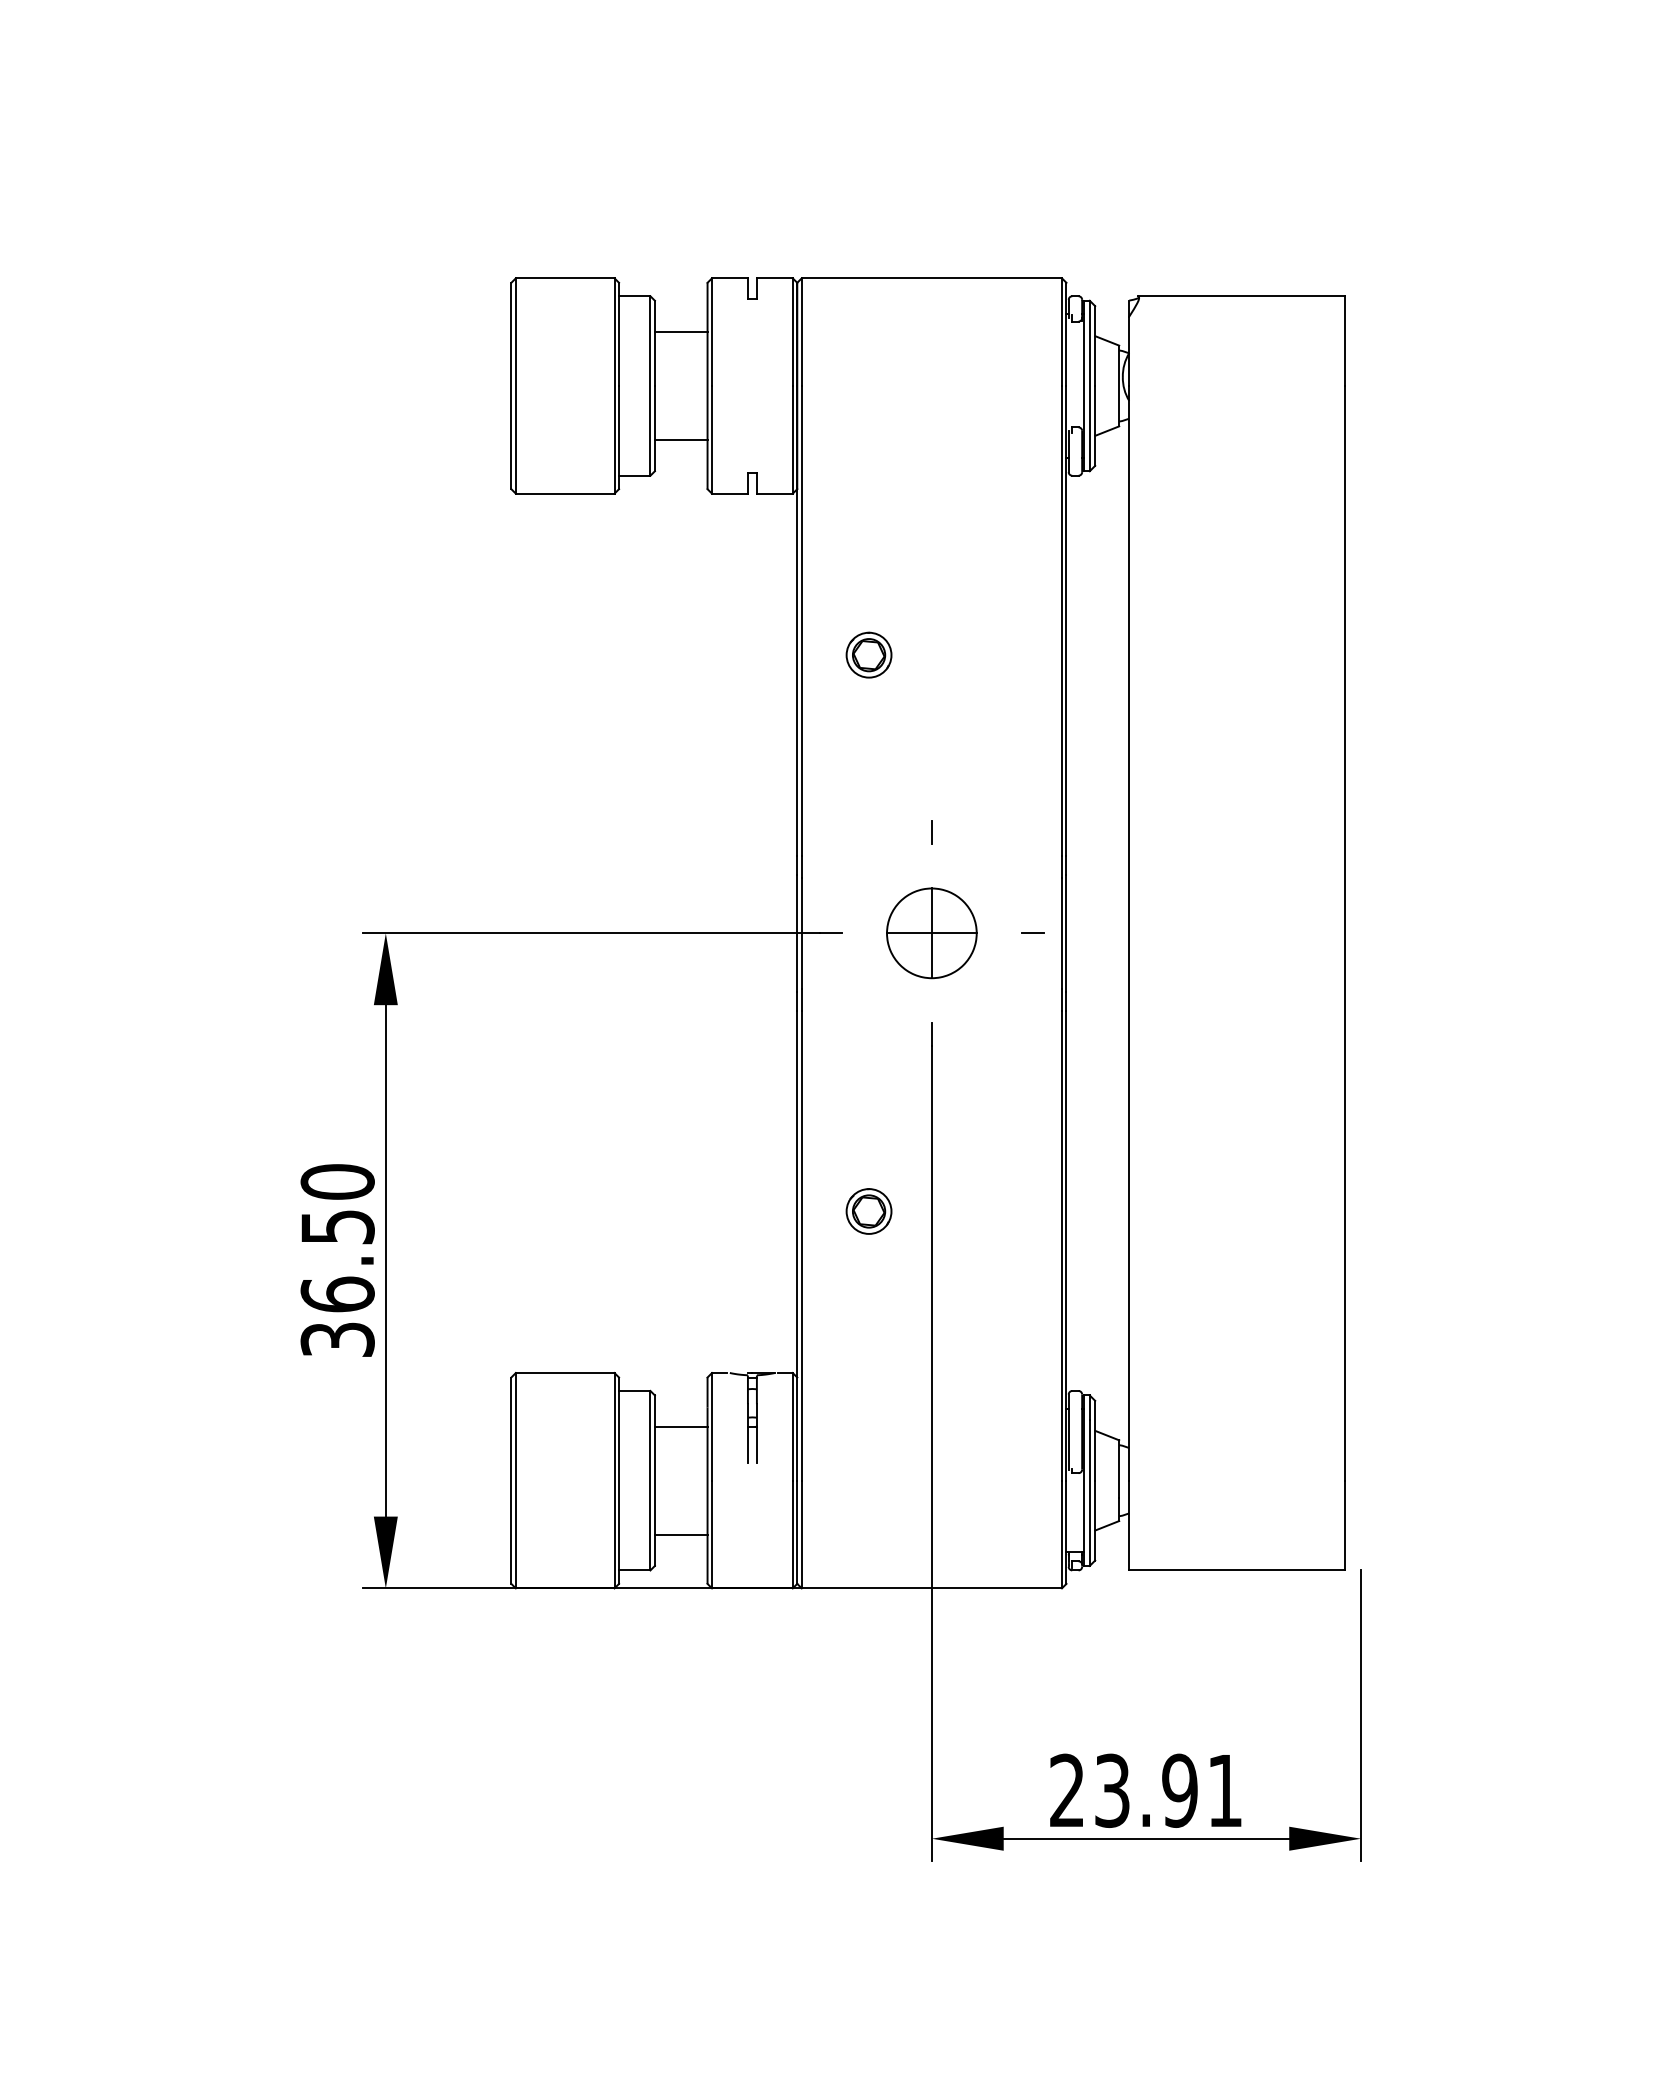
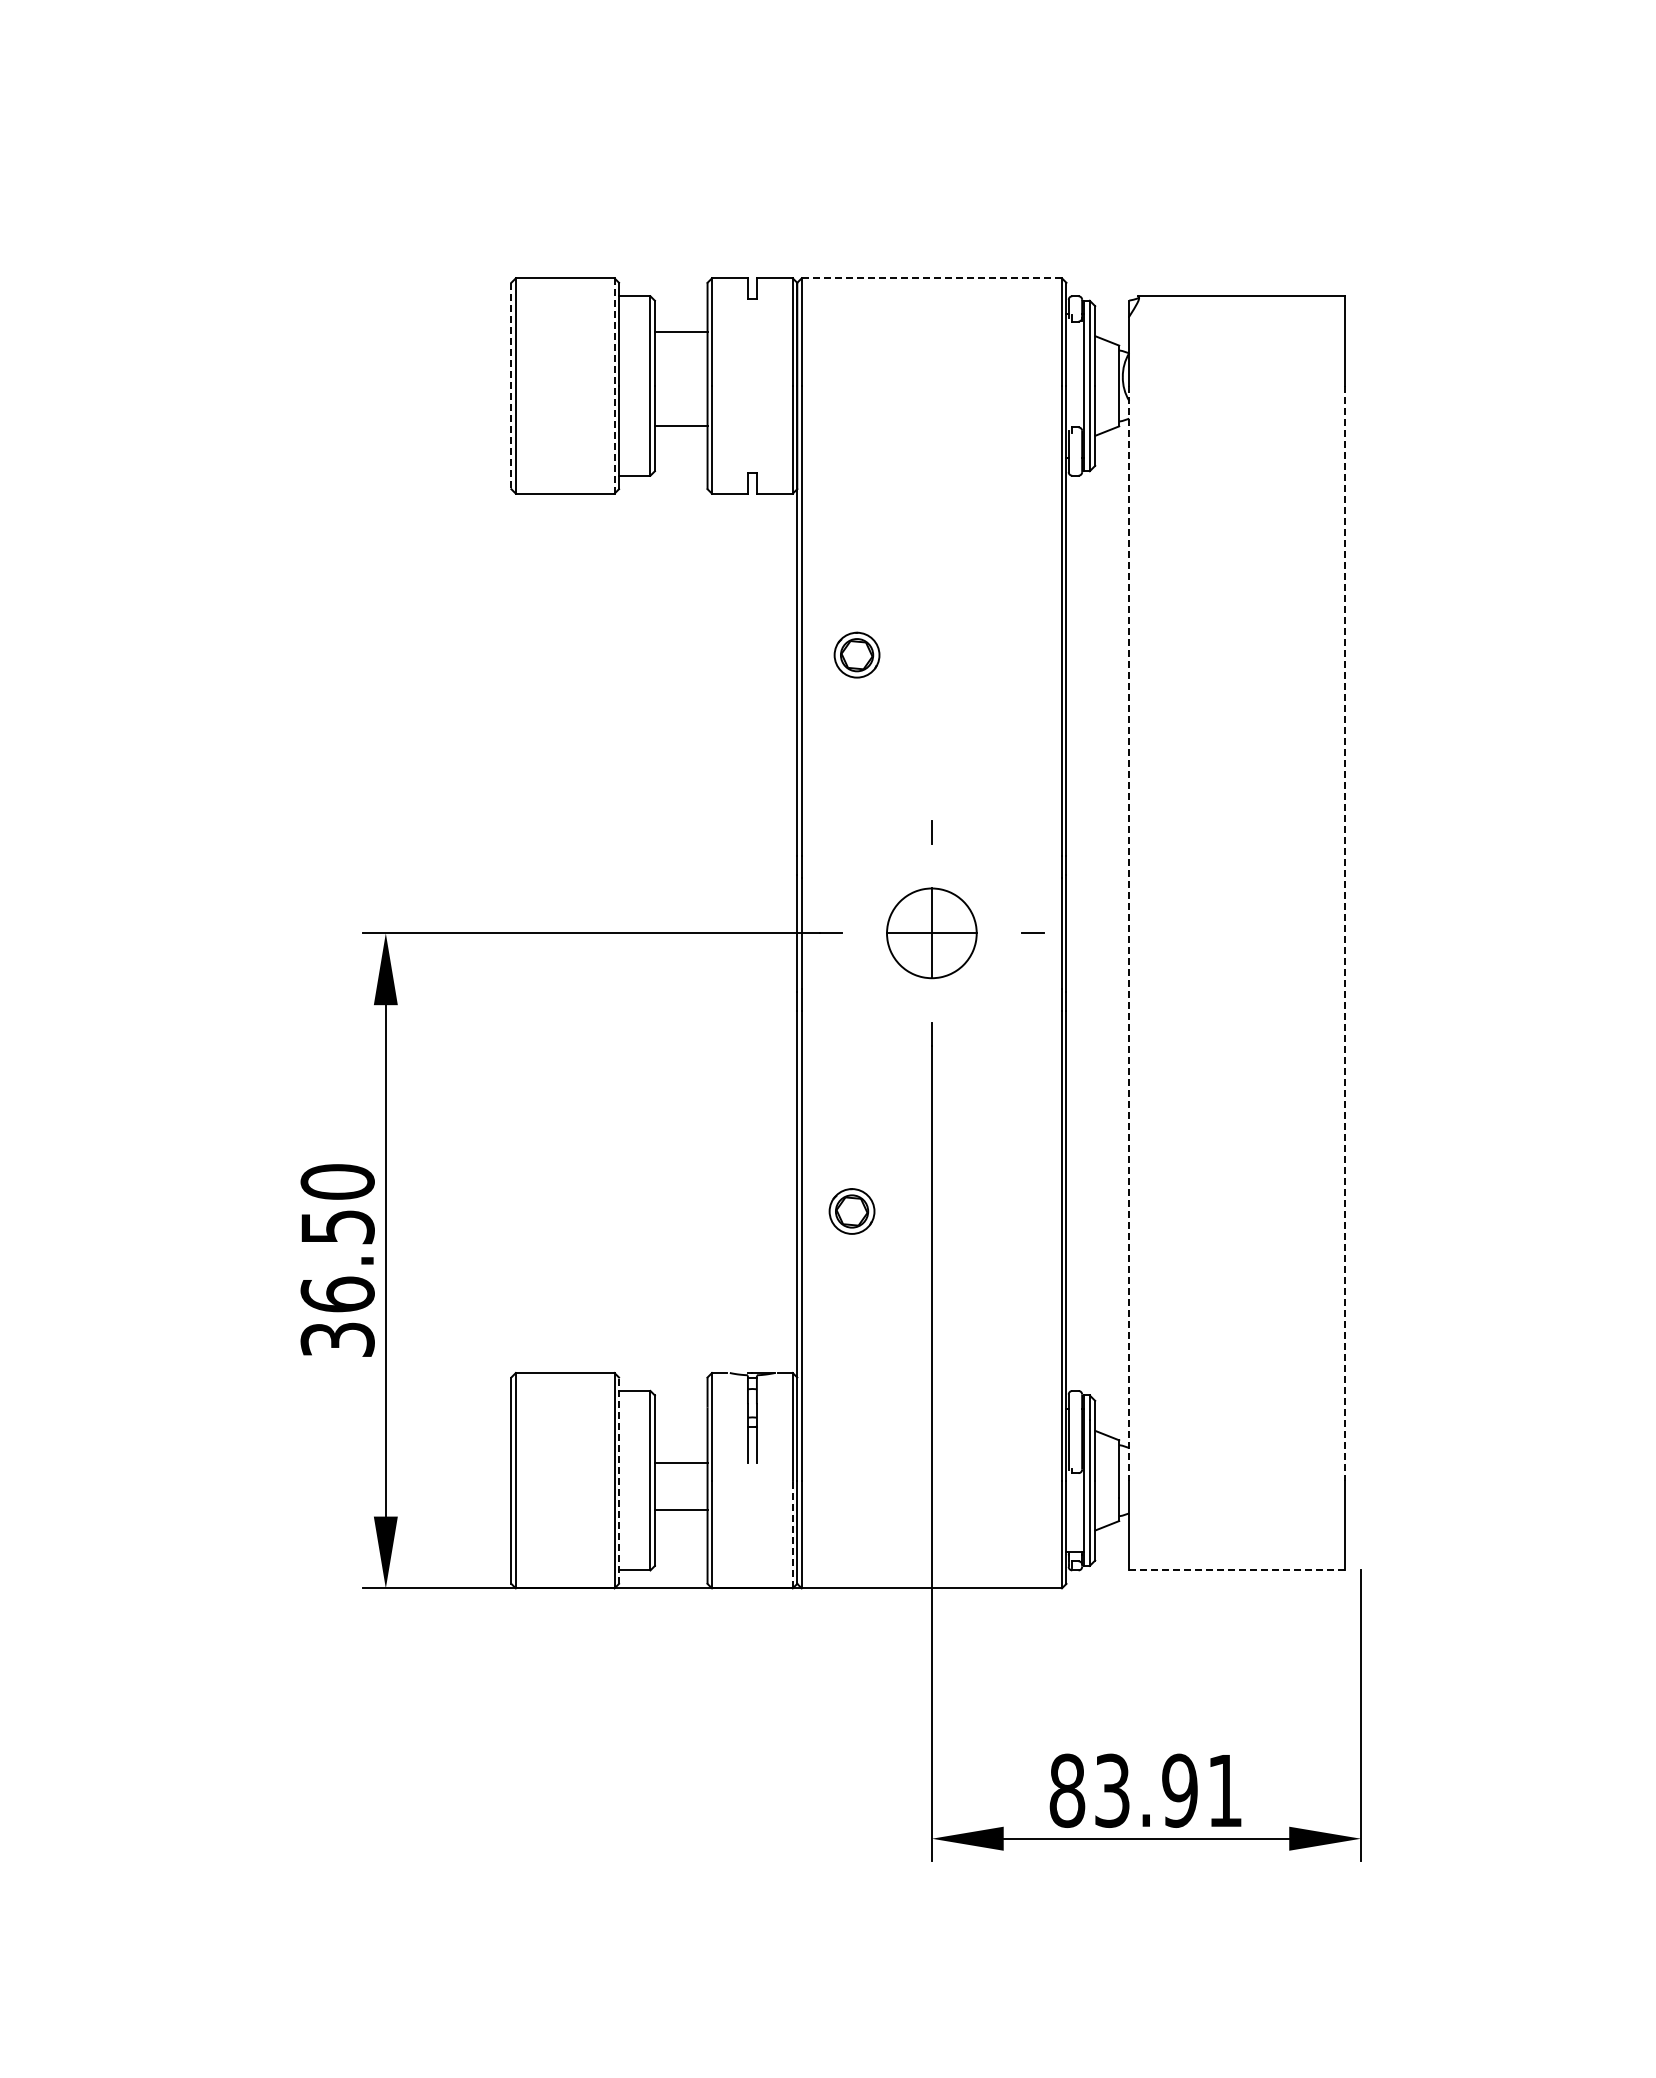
line: solid -> dashed (931, 278)
line: solid -> dashed (511, 386)
line: solid -> dashed (614, 386)
line position: (680, 439) -> (680, 425) (680, 425)
part position: (868, 654) -> (856, 654) (856, 654)
line: solid -> dashed (1129, 933)
line: solid -> dashed (1344, 933)
part position: (868, 1211) -> (851, 1211) (851, 1211)
line position: (680, 1426) -> (680, 1462) (680, 1462)
line: solid -> dashed (619, 1480)
line position: (680, 1534) -> (680, 1509) (680, 1509)
line: solid -> dashed (792, 1534)
line: solid -> dashed (1236, 1570)
text: 23.91 -> 83.91 (1067, 1790)
